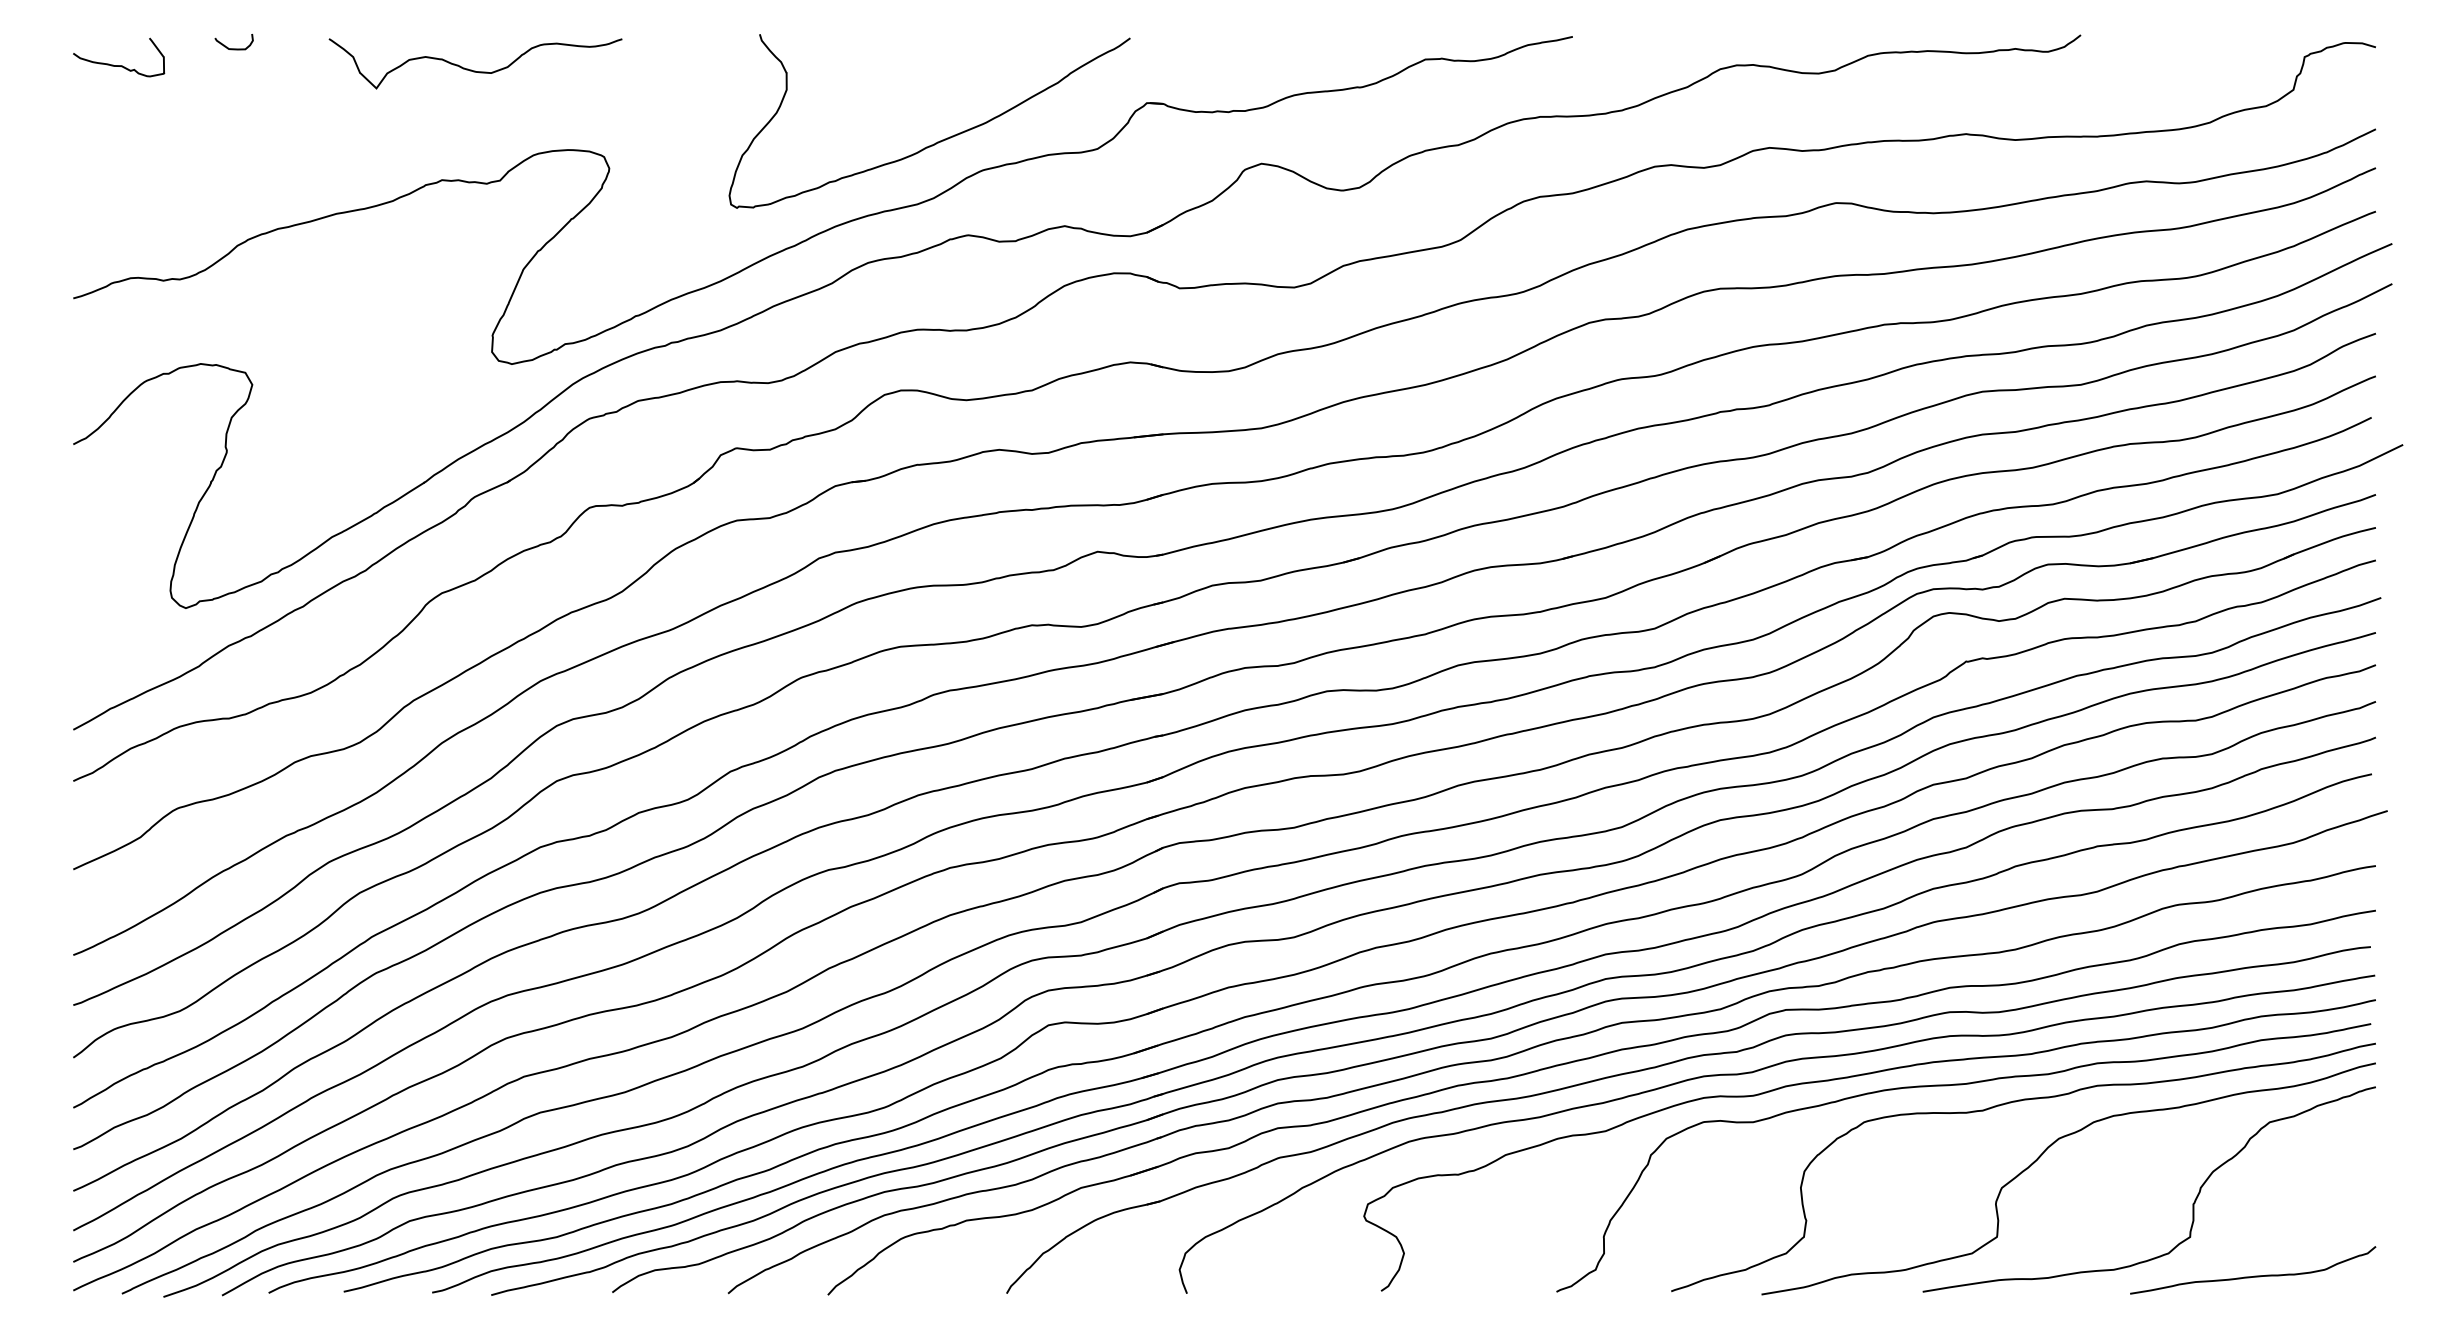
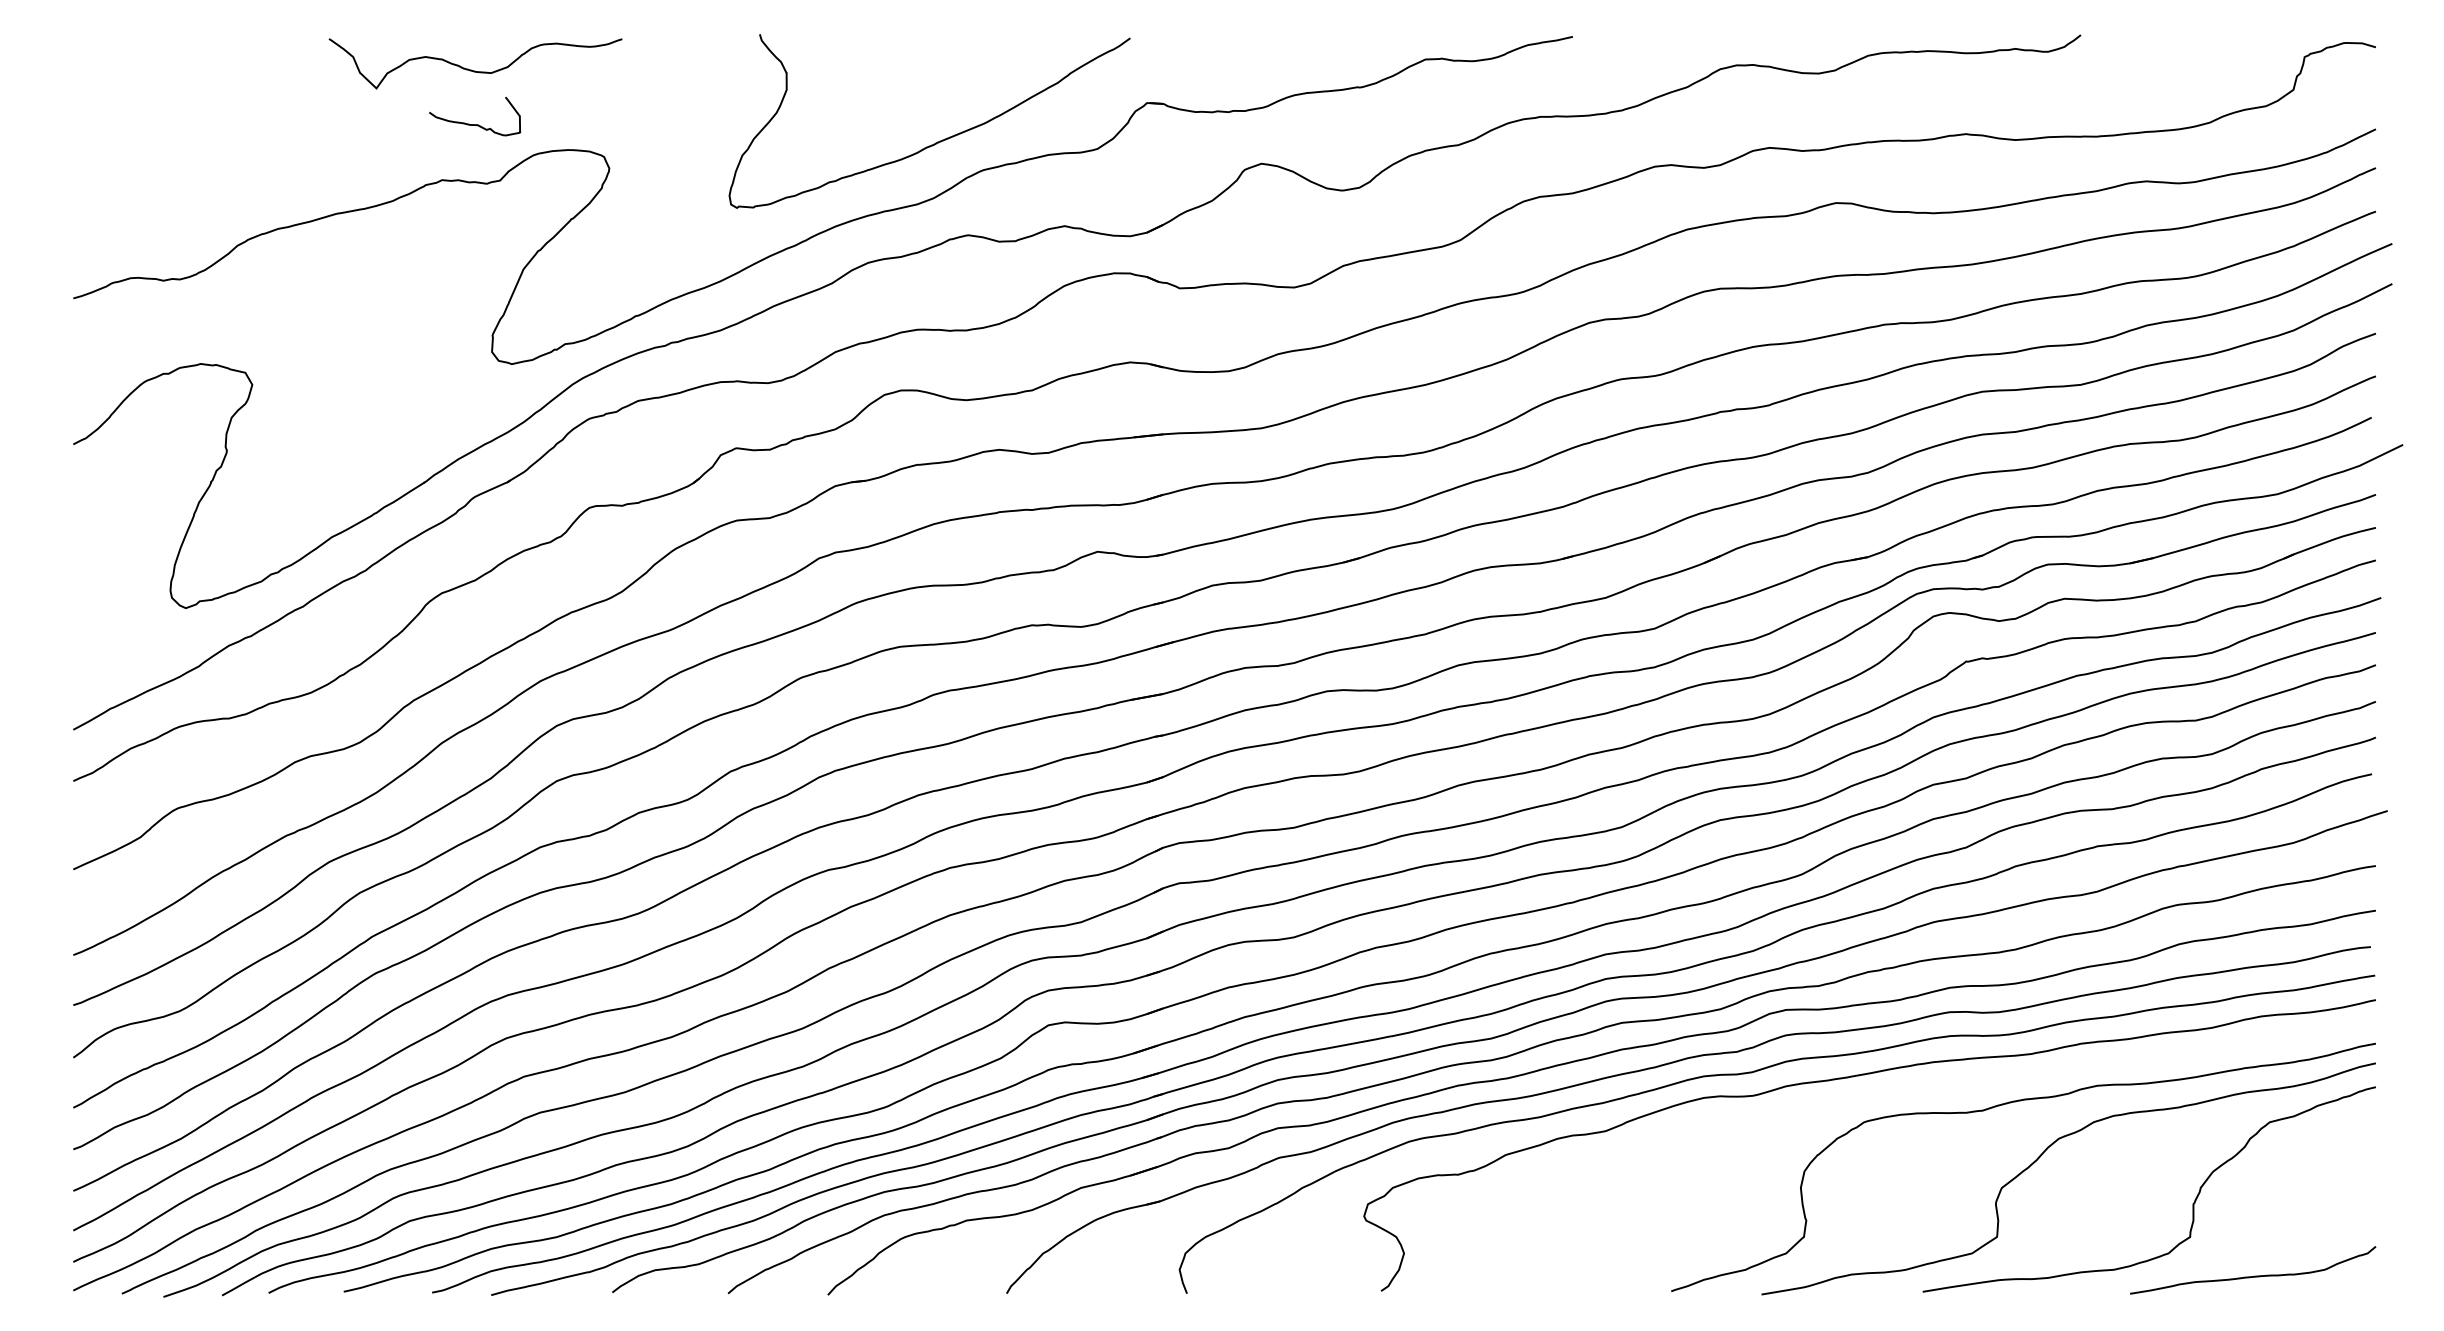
curve: present -> none (233, 48)
curve position: (119, 65) -> (475, 124) (475, 124)
curve: present -> none (1962, 1085)
